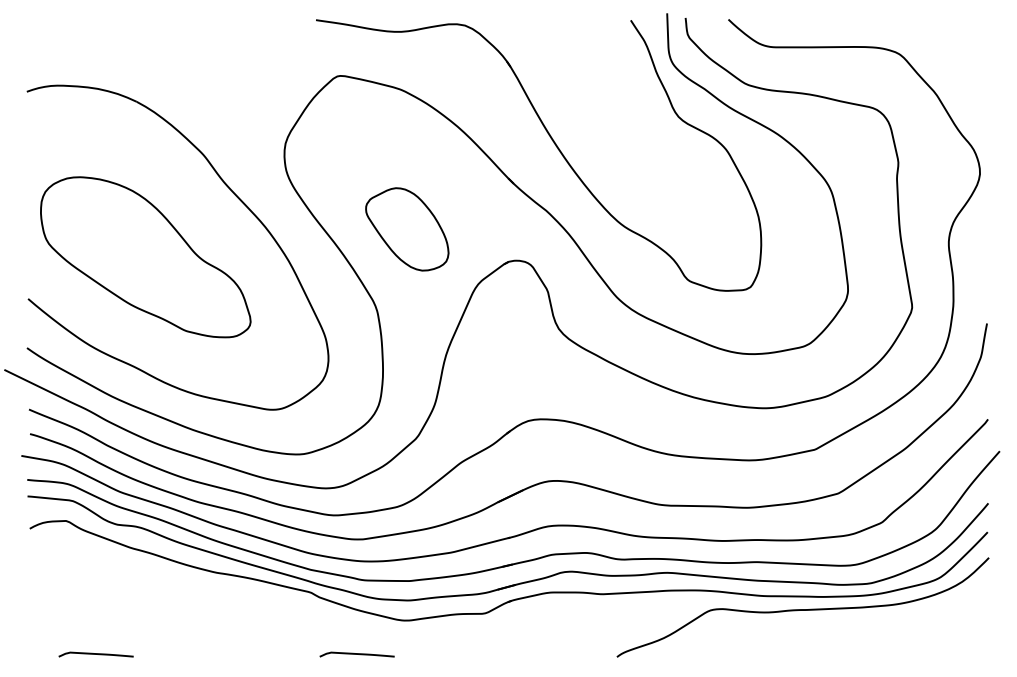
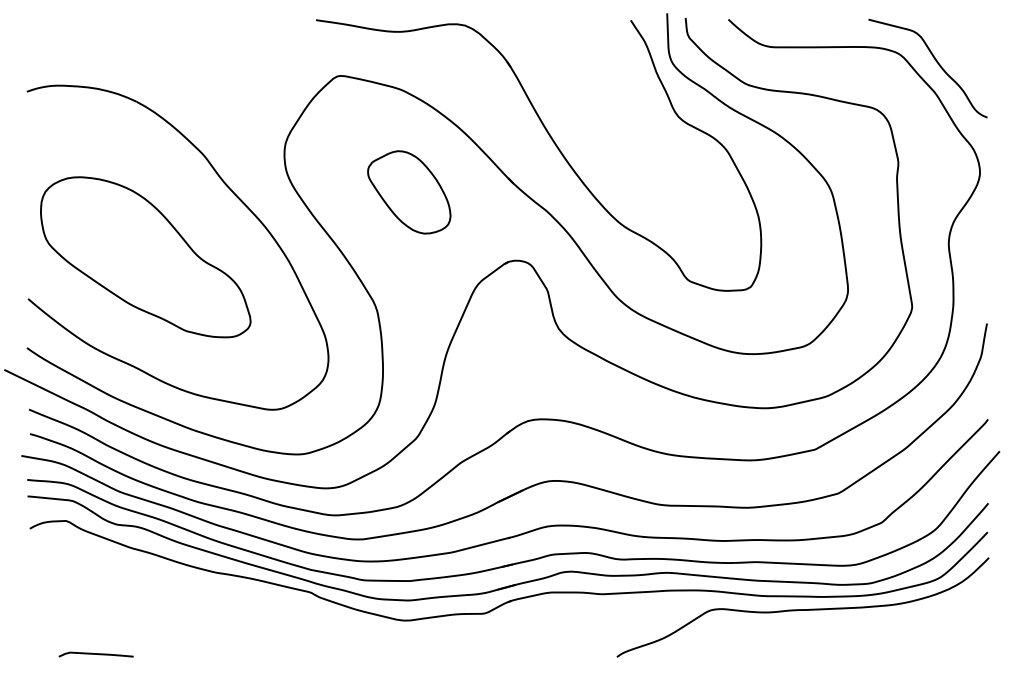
curve: none -> present (935, 61)
part position: (407, 229) -> (409, 192) (409, 192)
curve: present -> none (356, 654)
